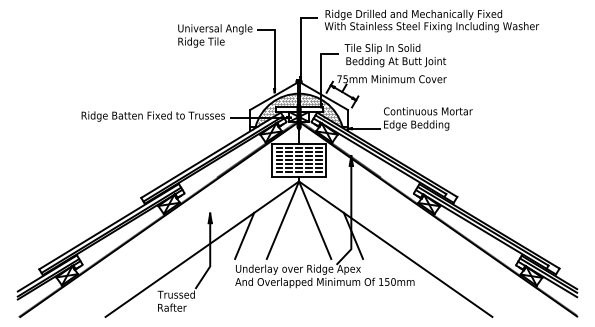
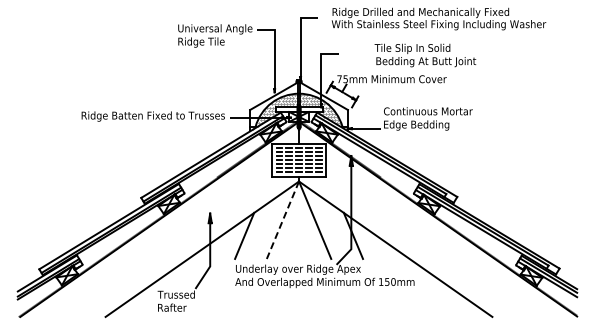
text position: (431, 20) -> (438, 18) (438, 18)
text position: (395, 55) -> (425, 55) (425, 55)
line: solid -> dashed (282, 220)
